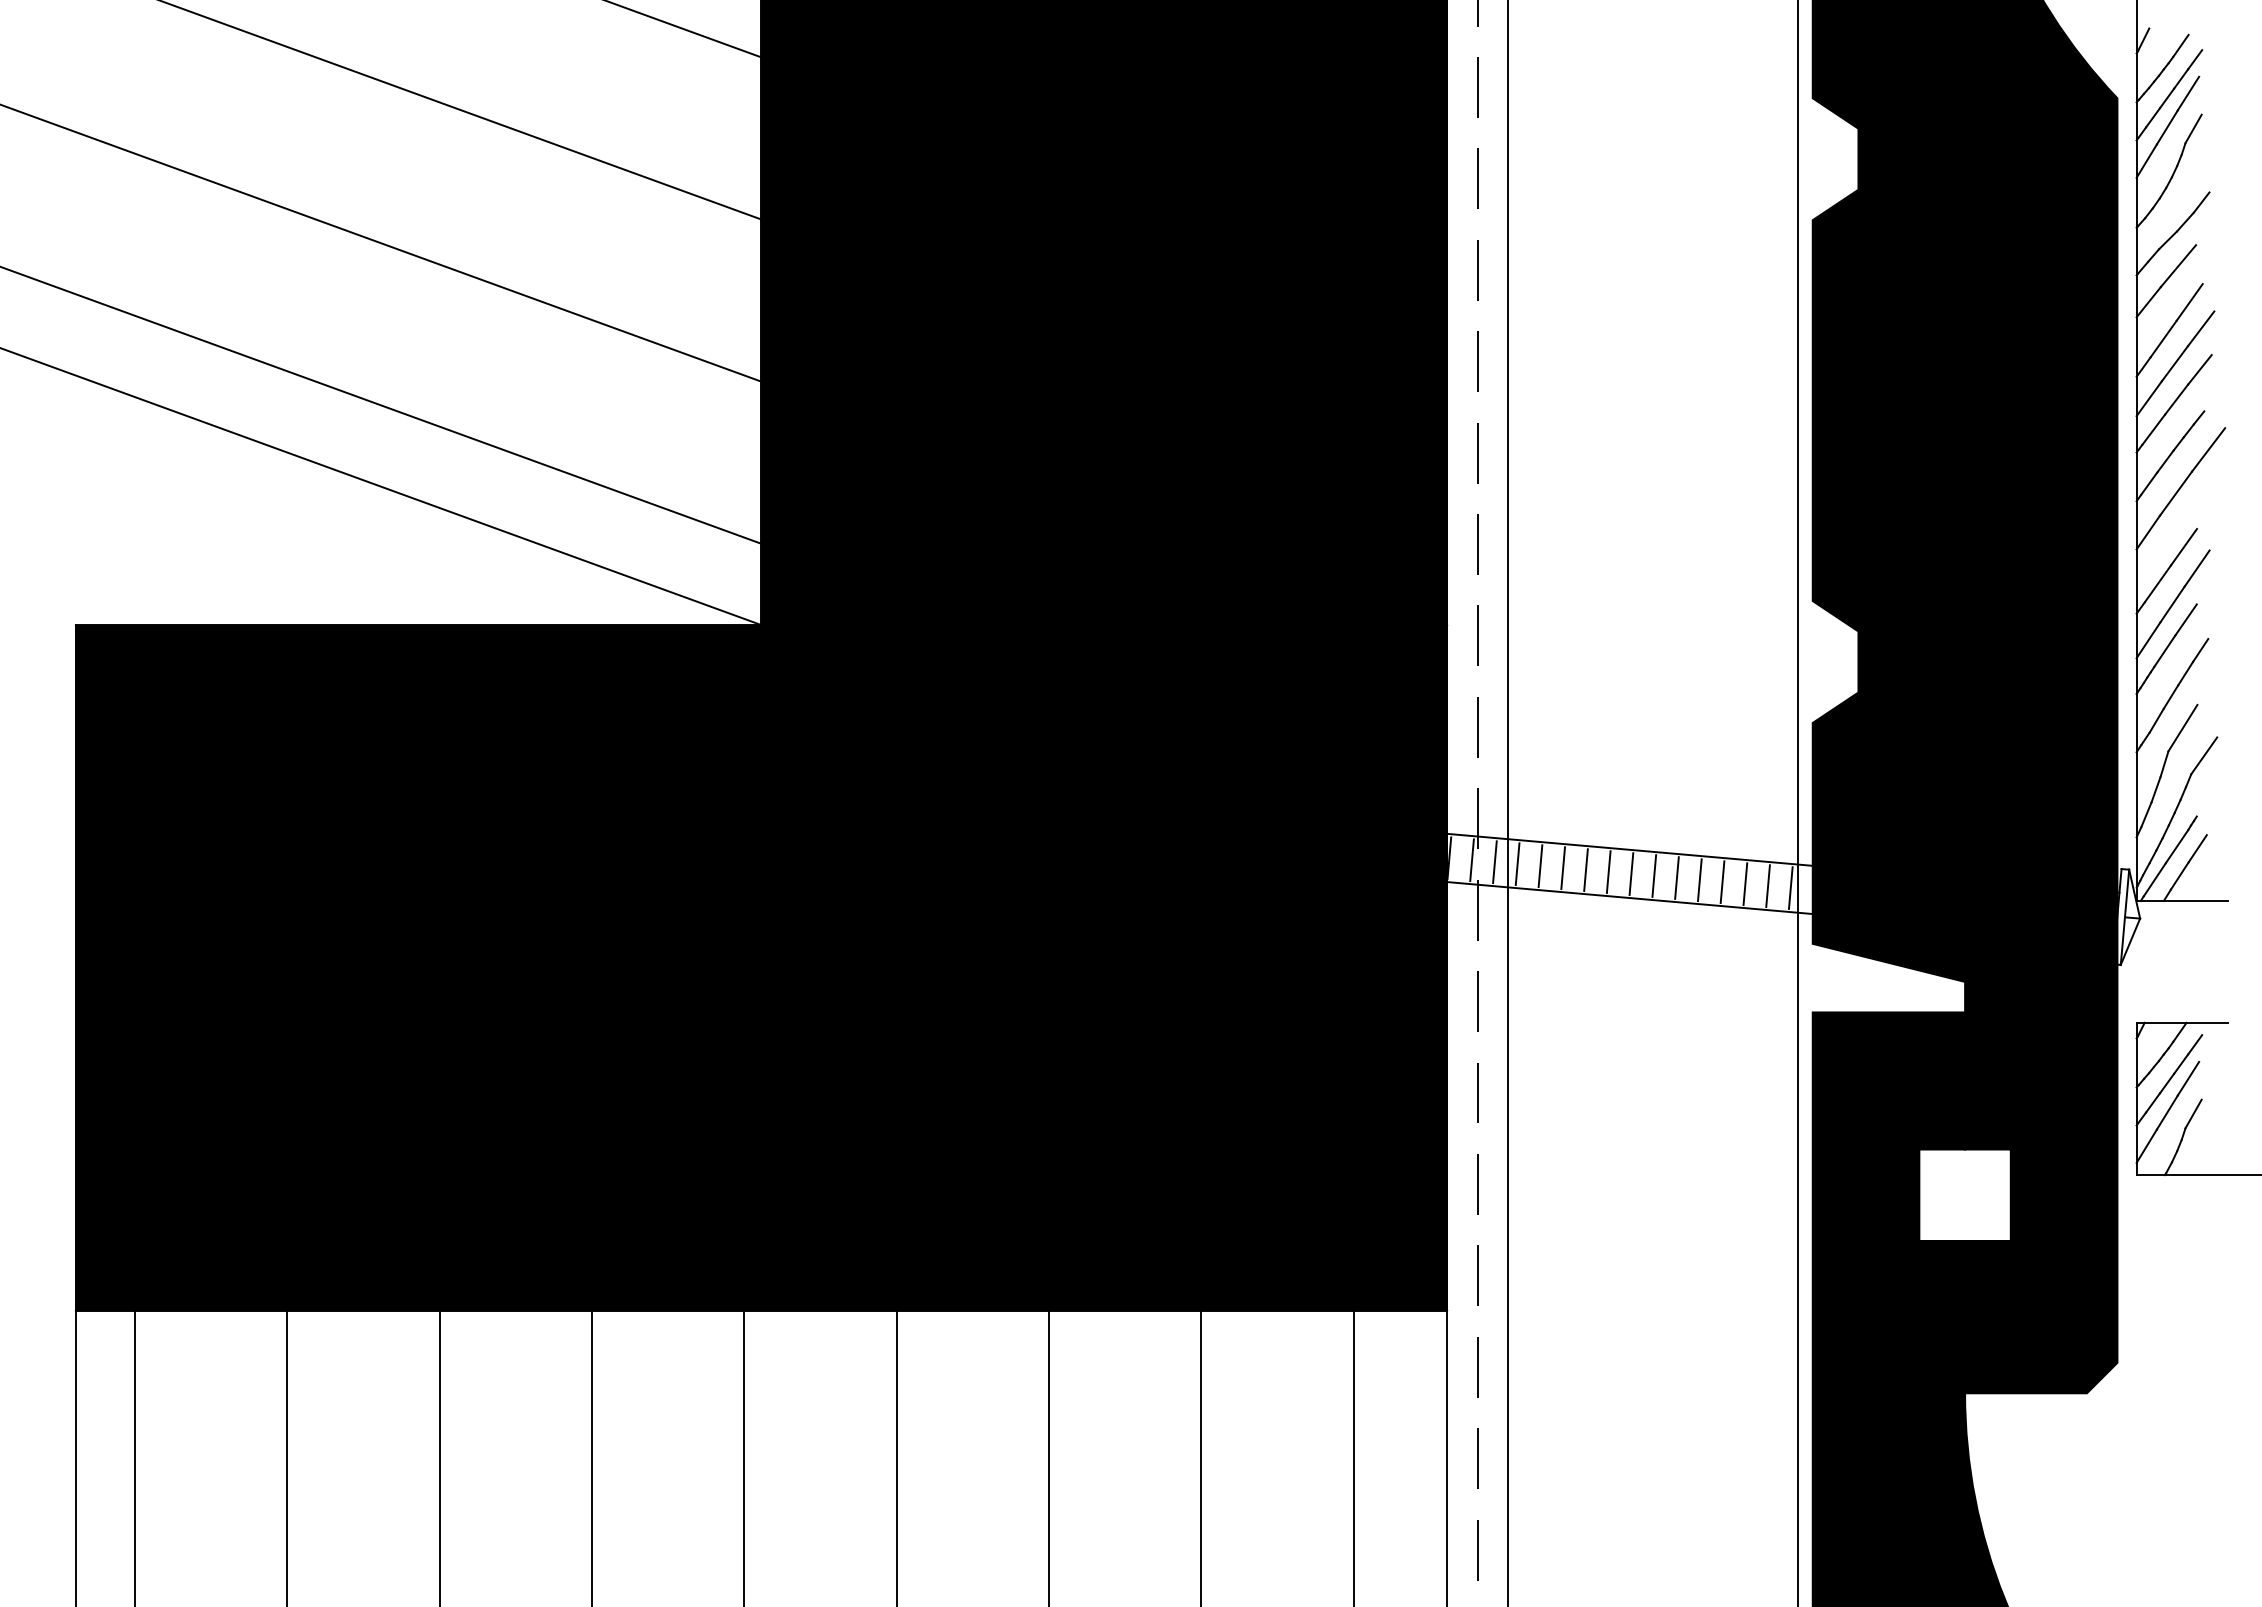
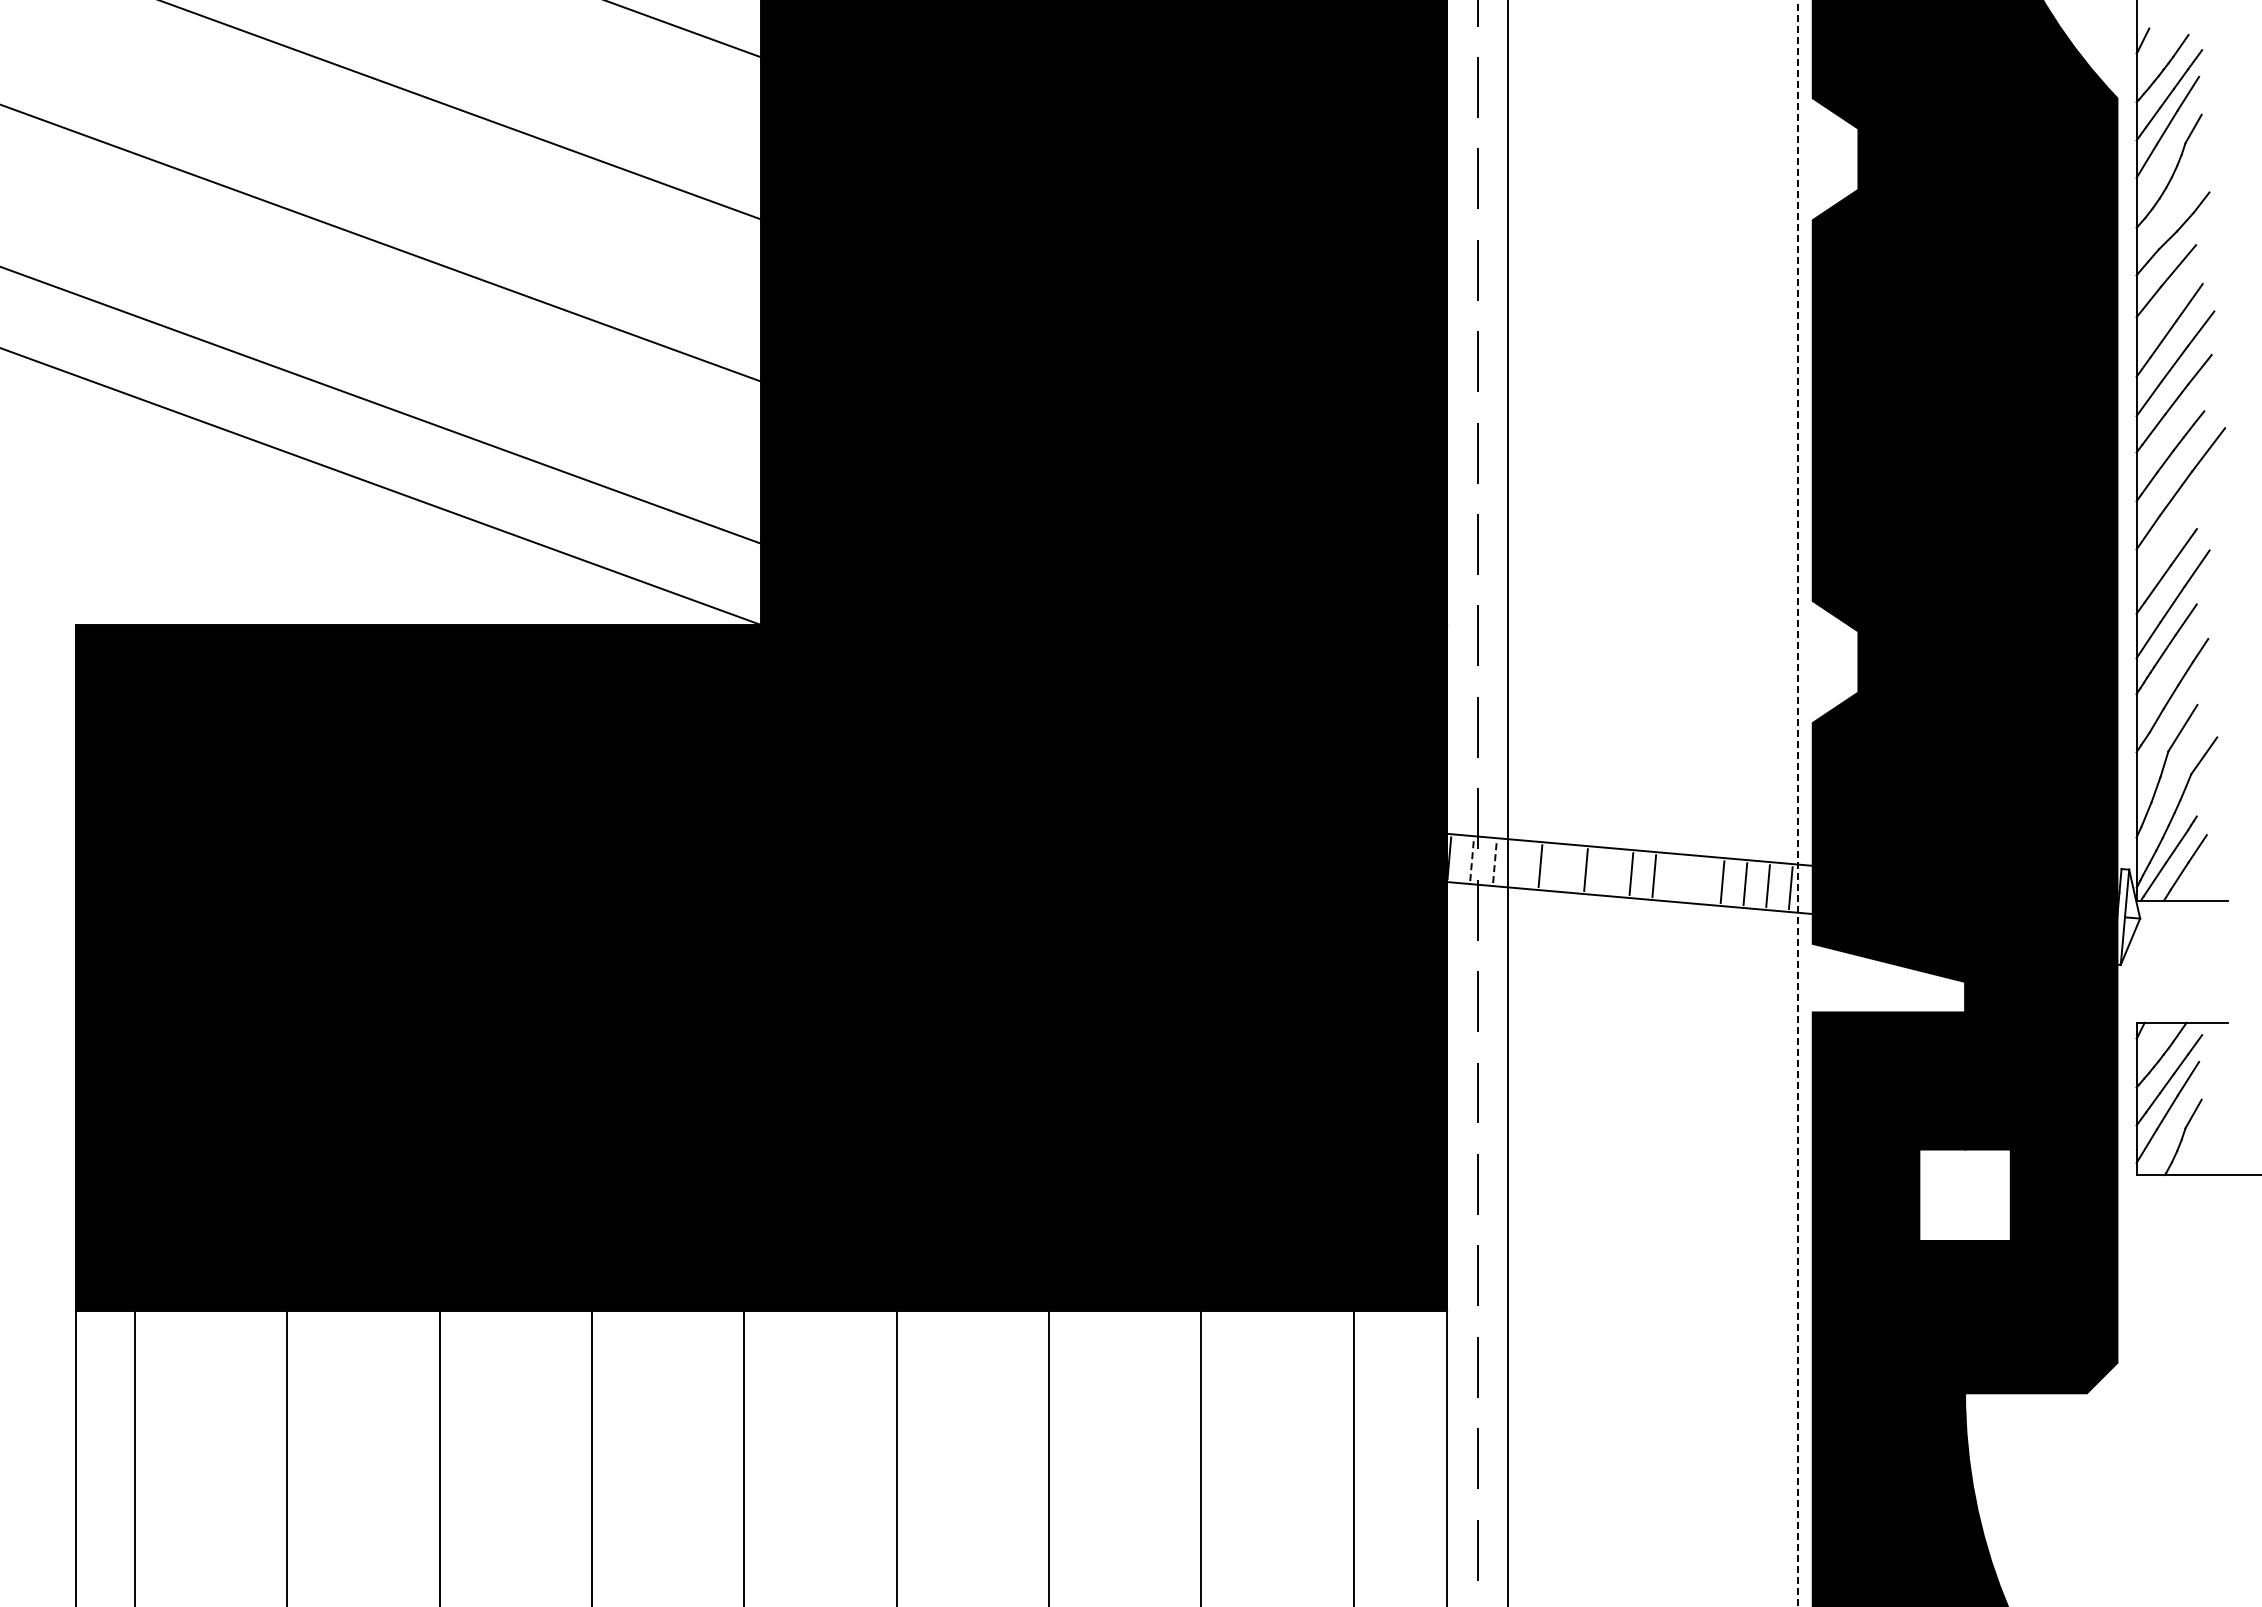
line: solid -> dashed (1797, 803)
line: solid -> dashed (1472, 860)
line: solid -> dashed (1494, 862)
line: present -> none (1517, 864)
line: present -> none (1563, 868)
line: present -> none (1608, 871)
line: present -> none (1676, 877)
line: present -> none (1699, 880)
